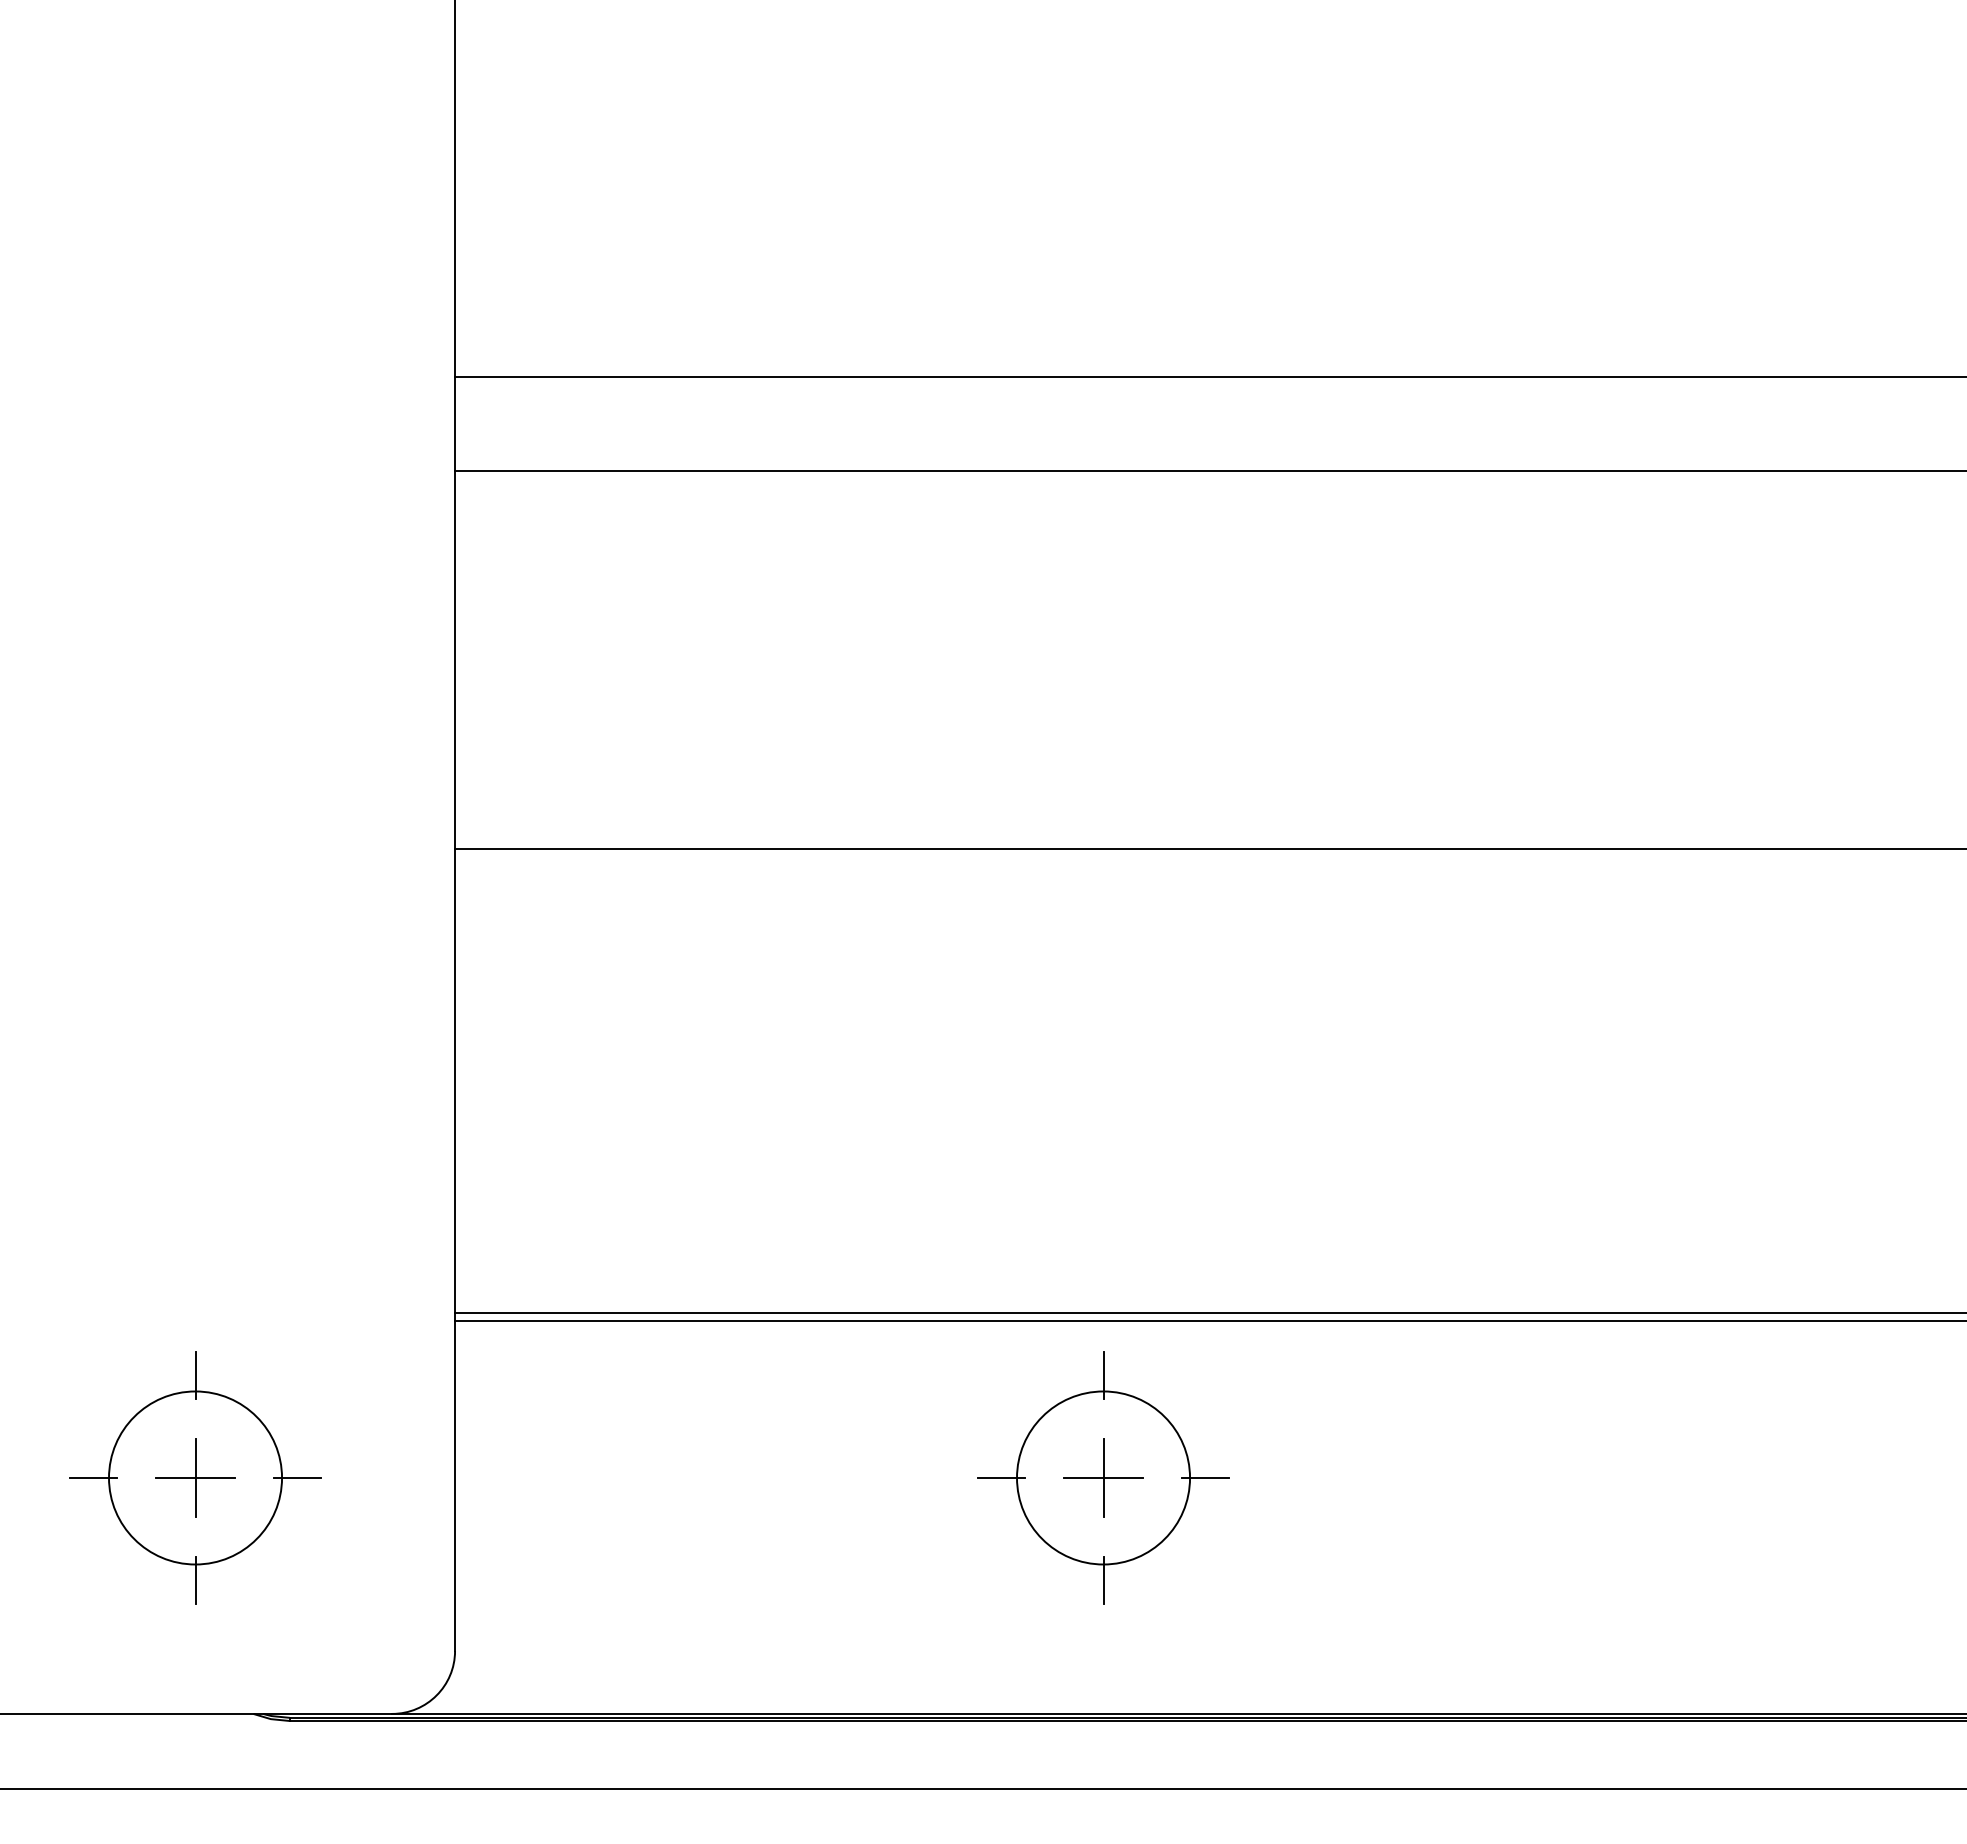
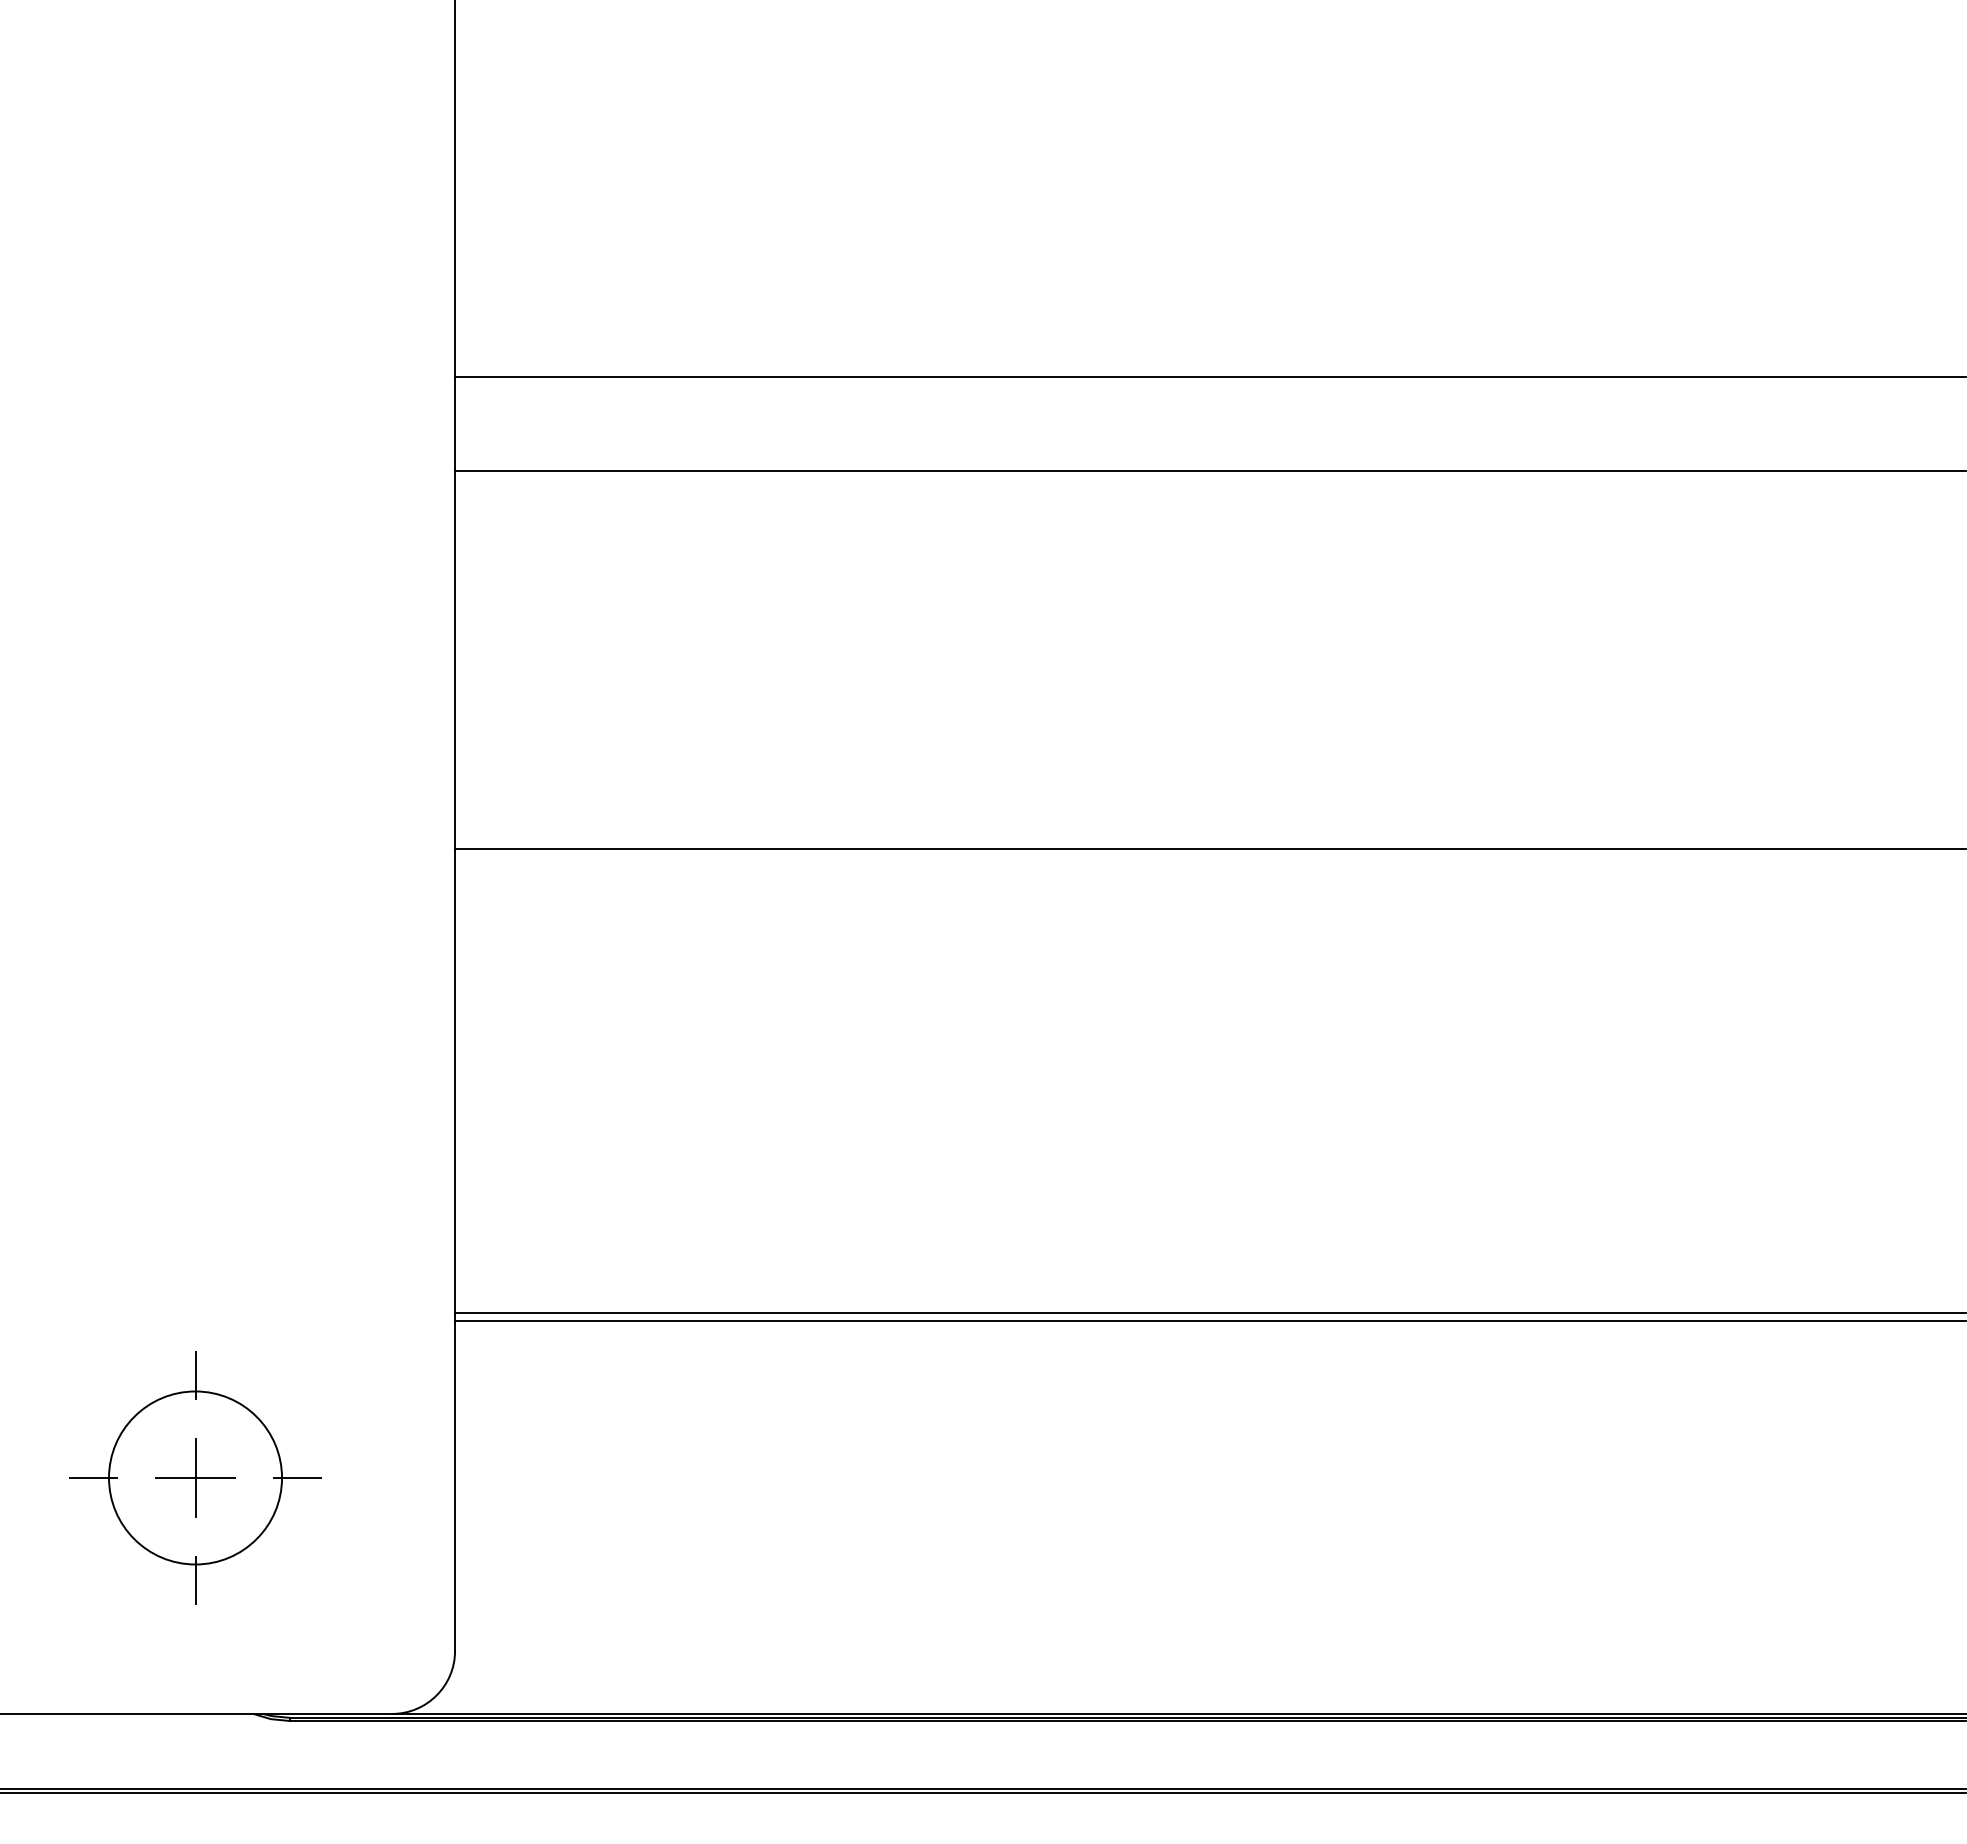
part: present -> none (1103, 1477)
line: none -> present (982, 1792)
